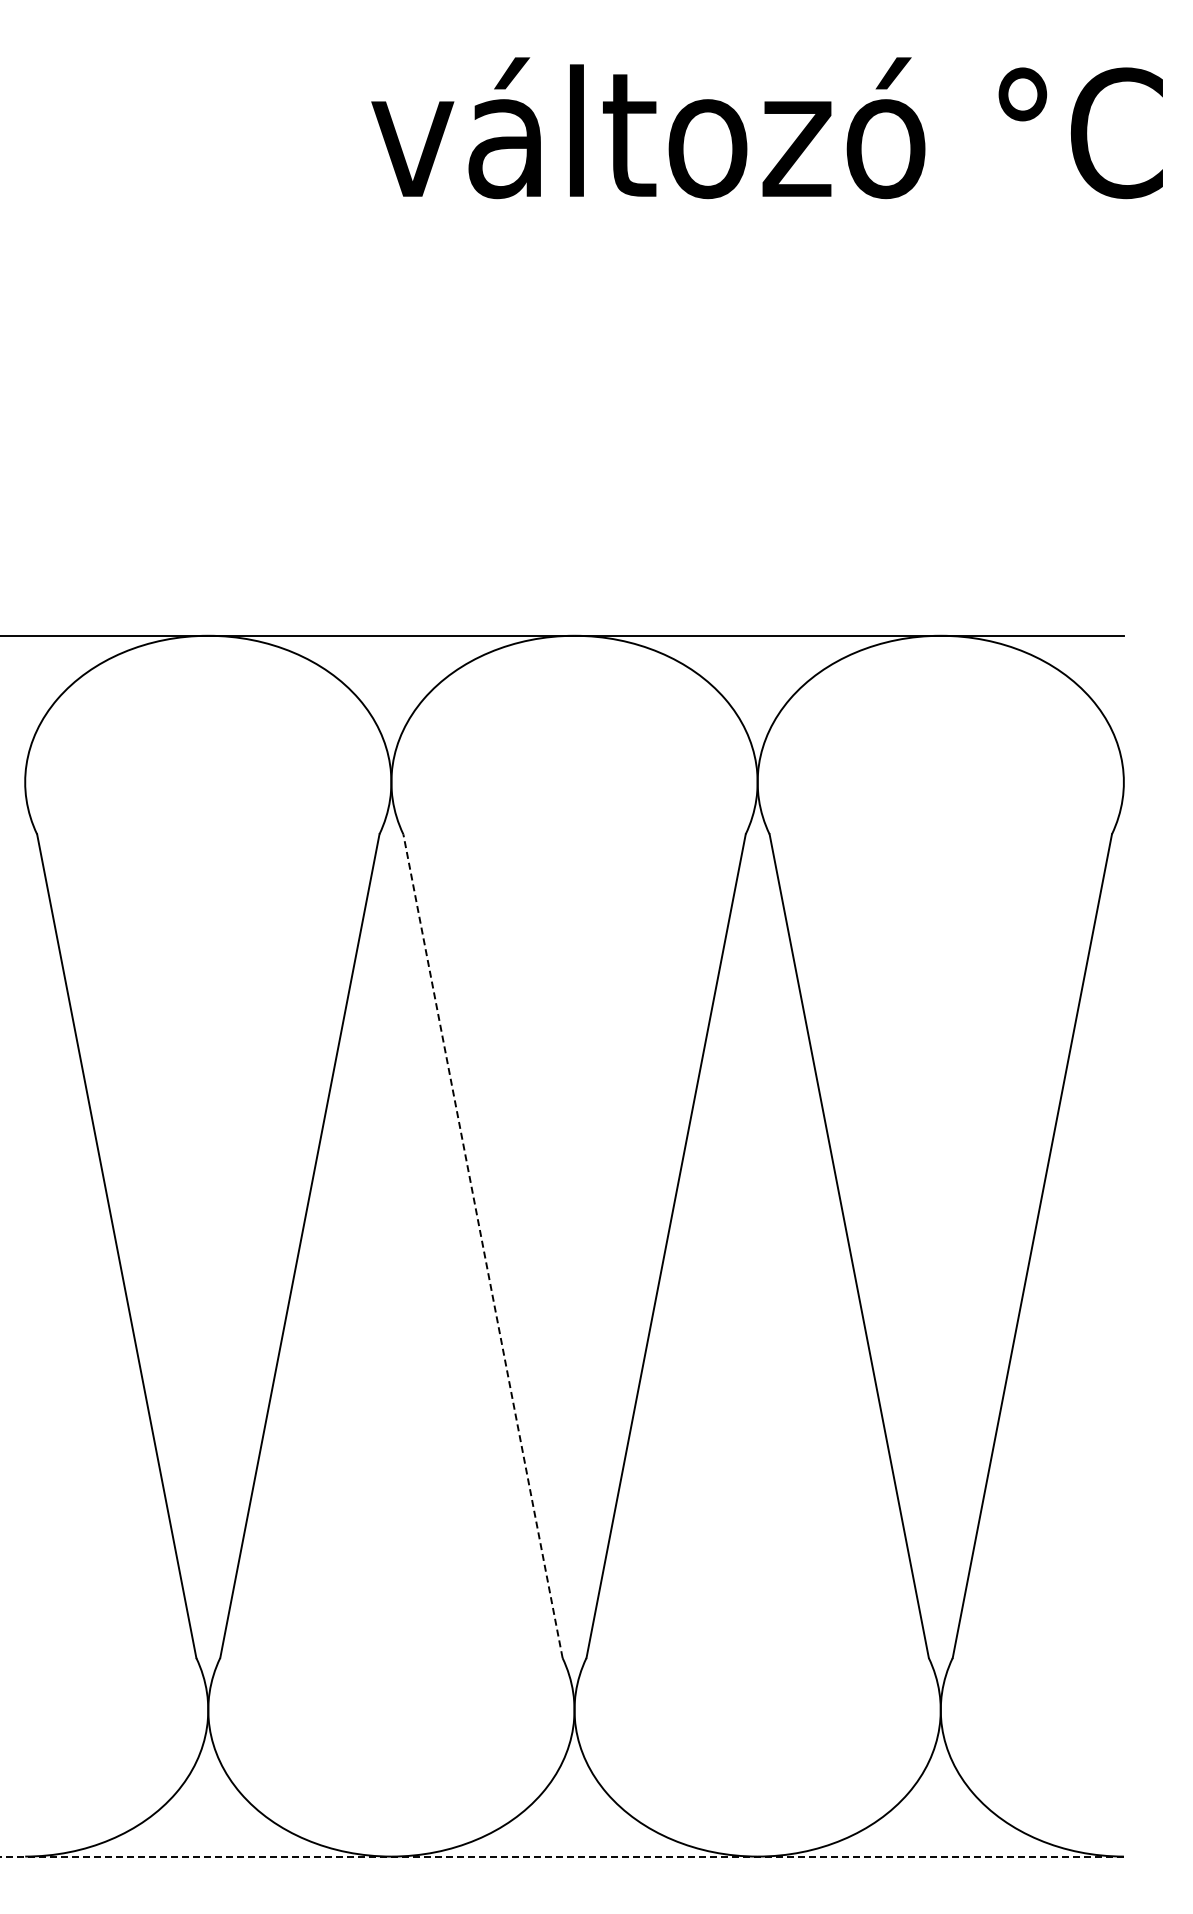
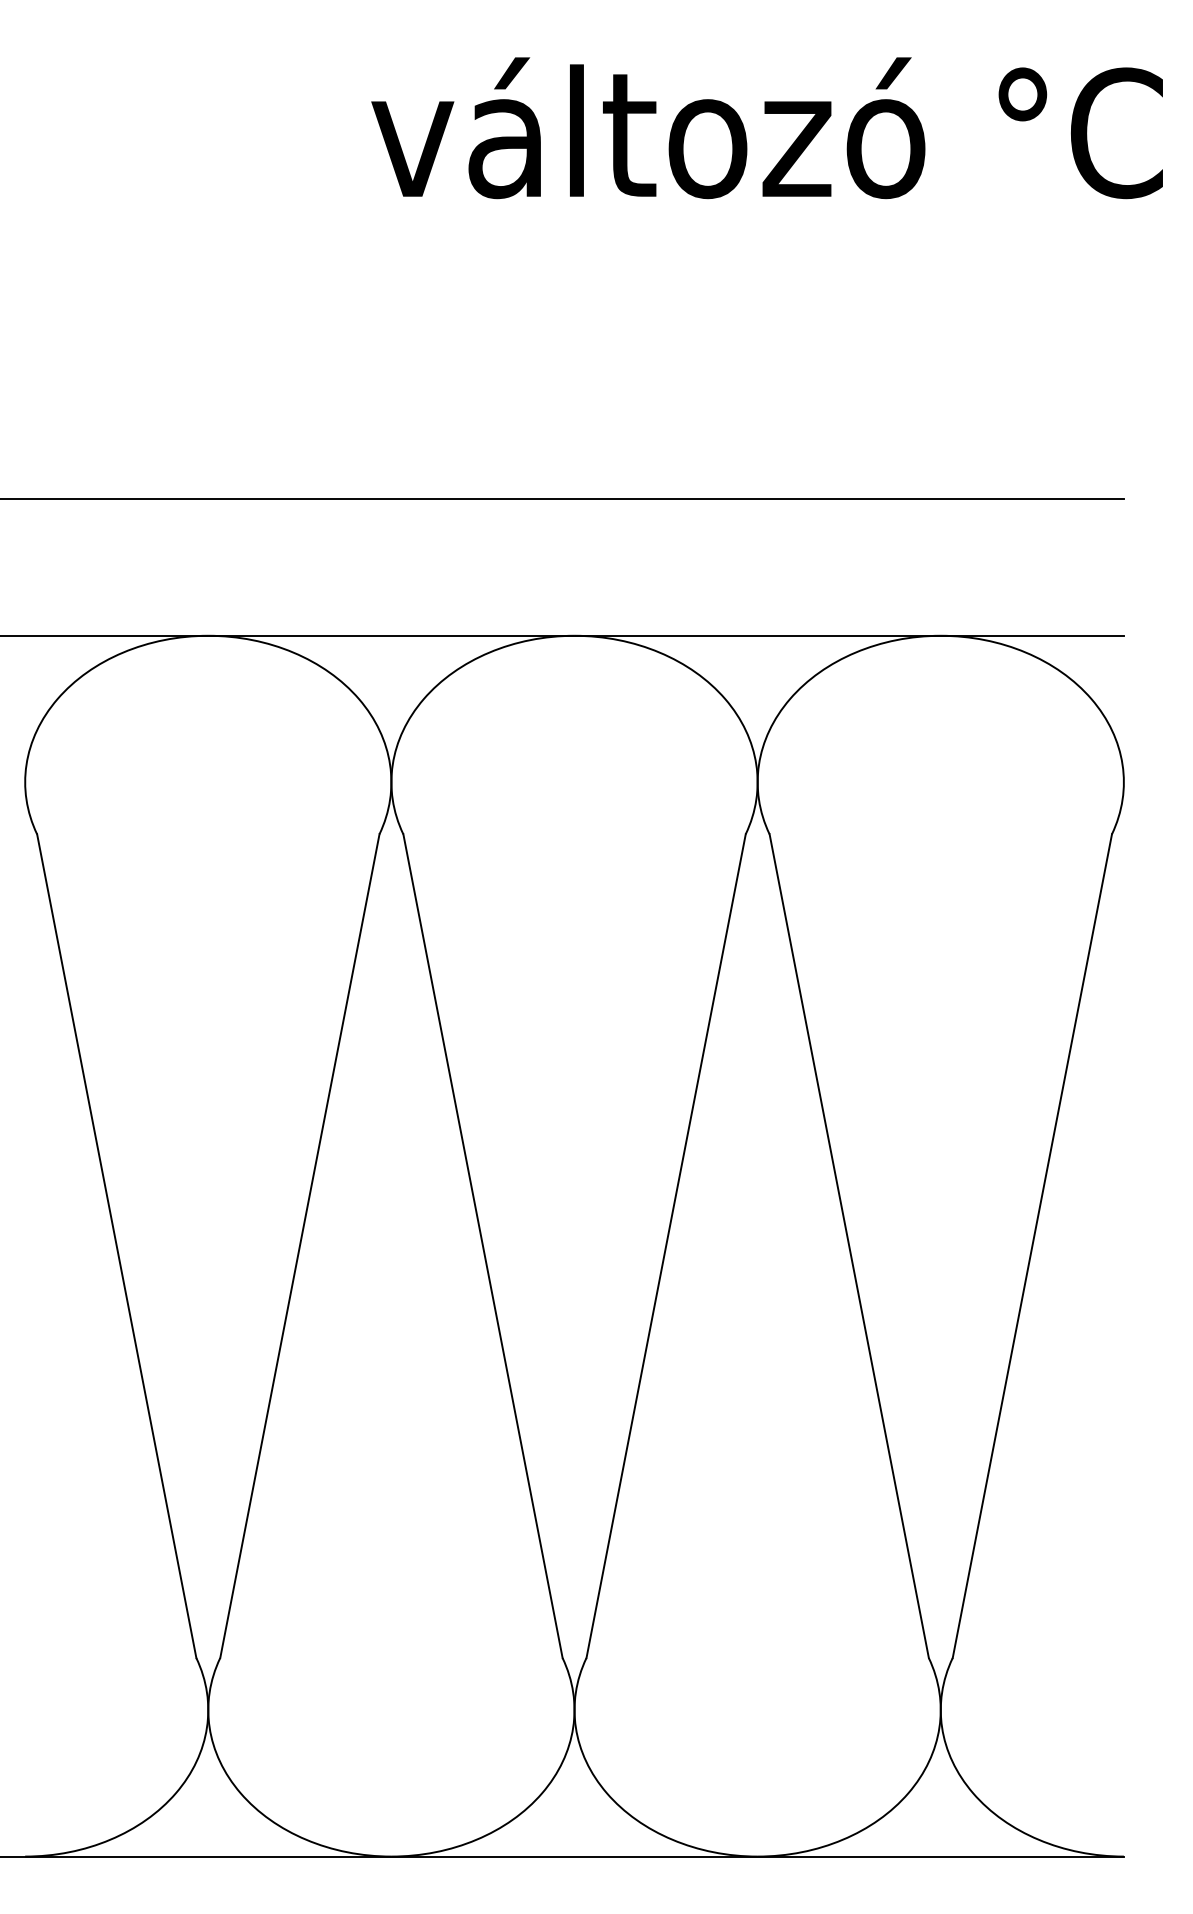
line: none -> present (562, 499)
line: dashed -> solid (483, 1246)
line: dashed -> solid (561, 1856)
